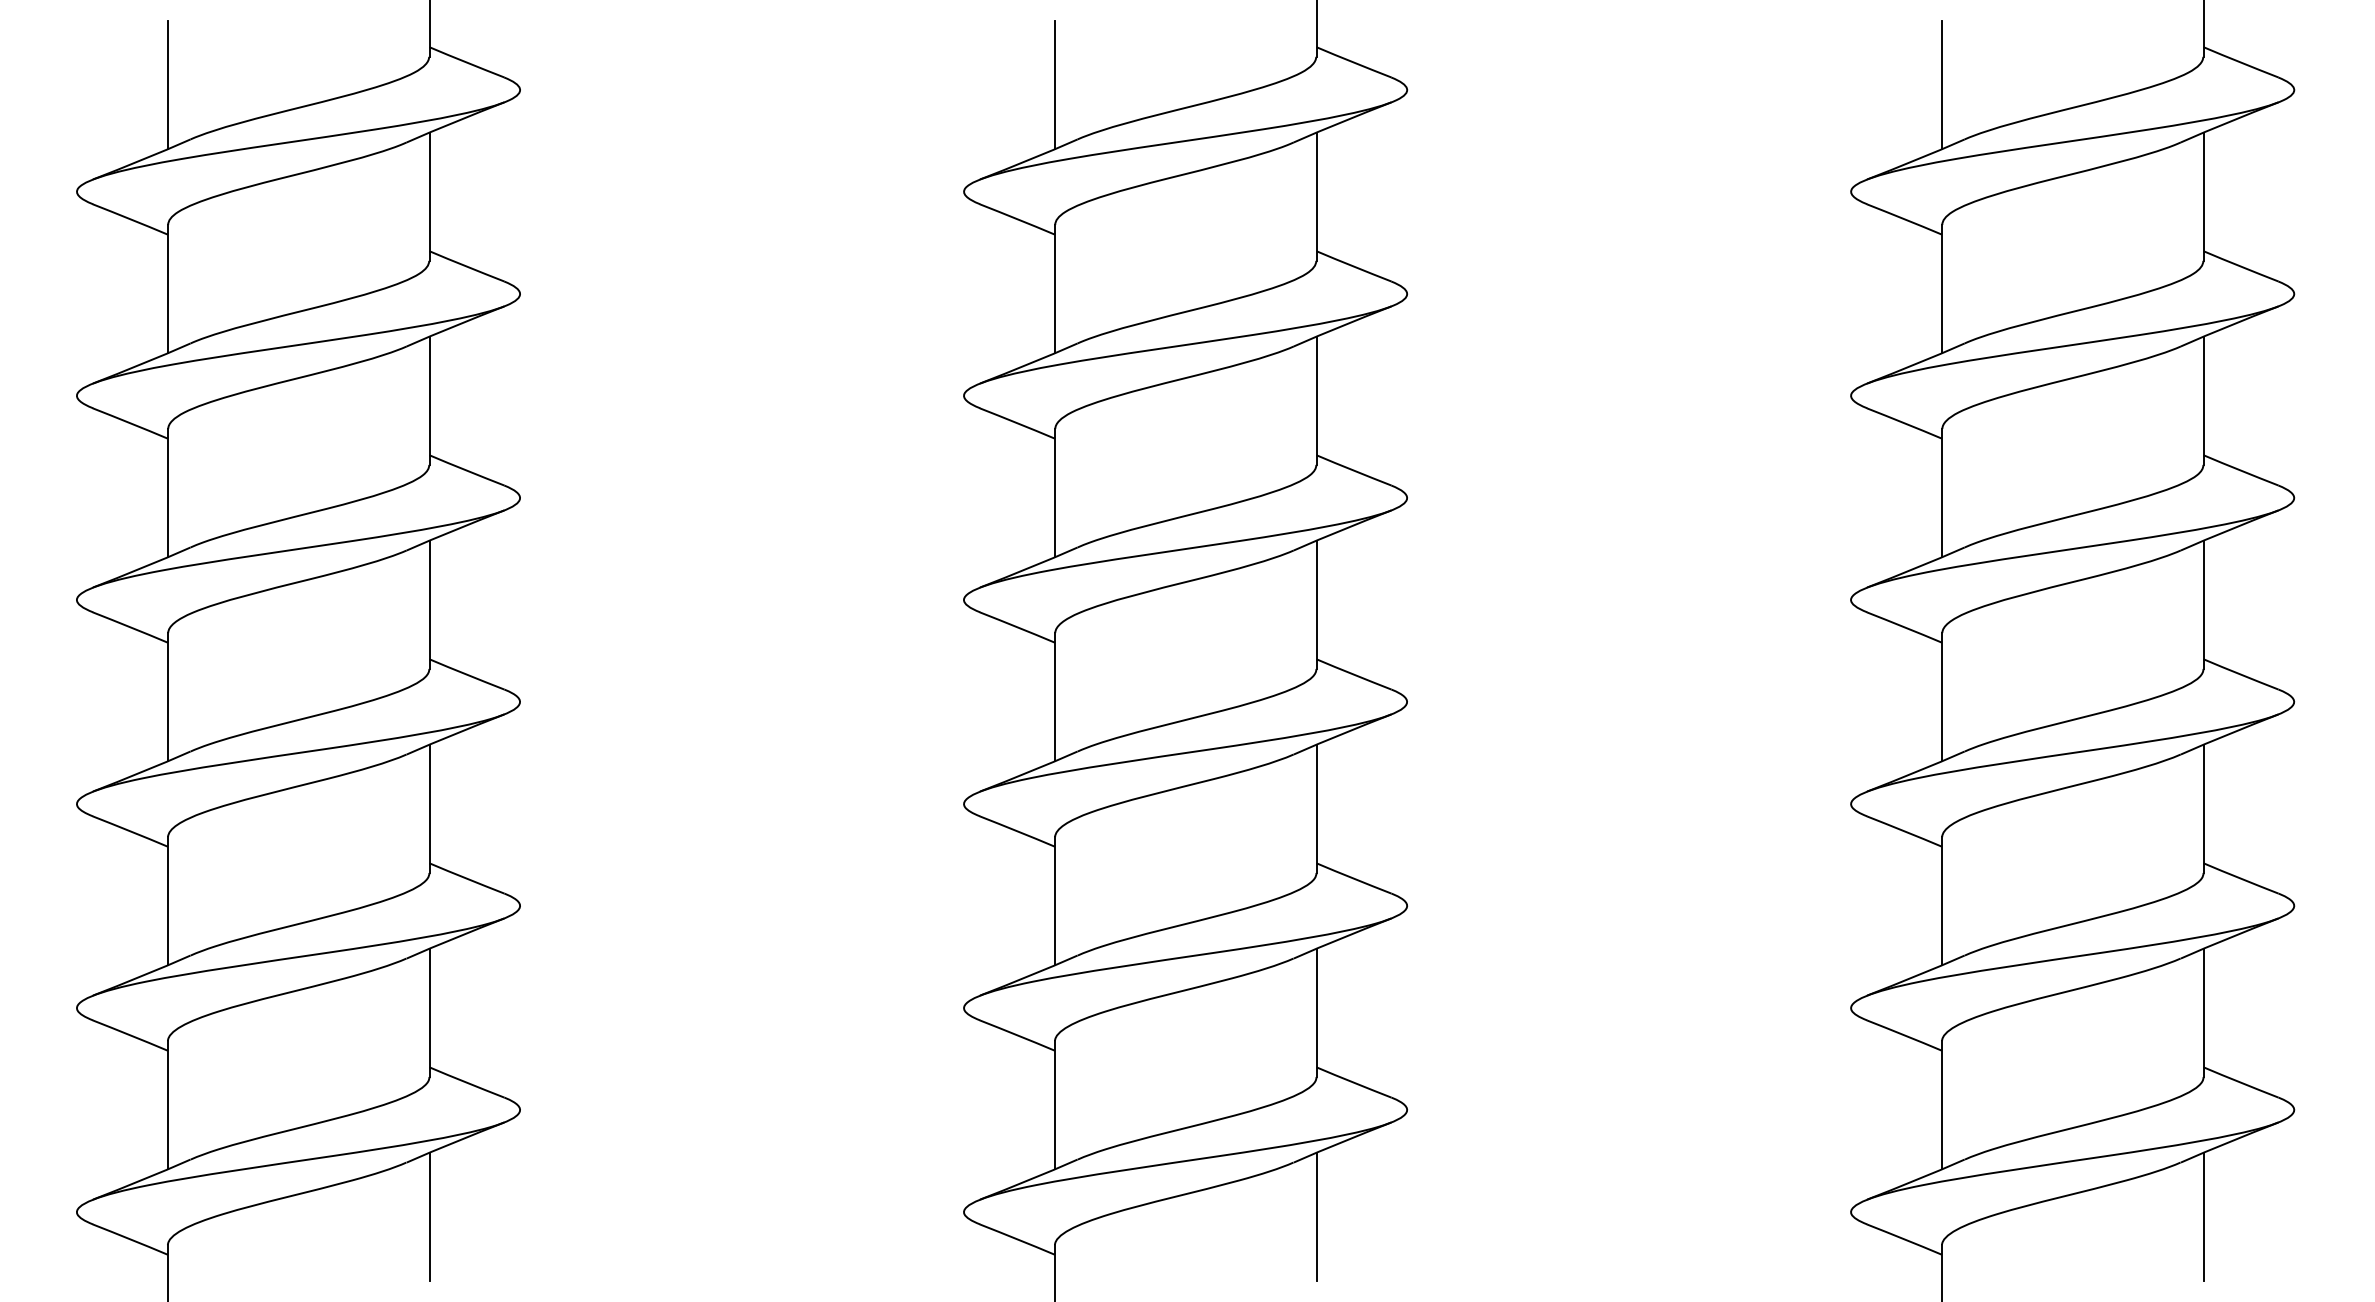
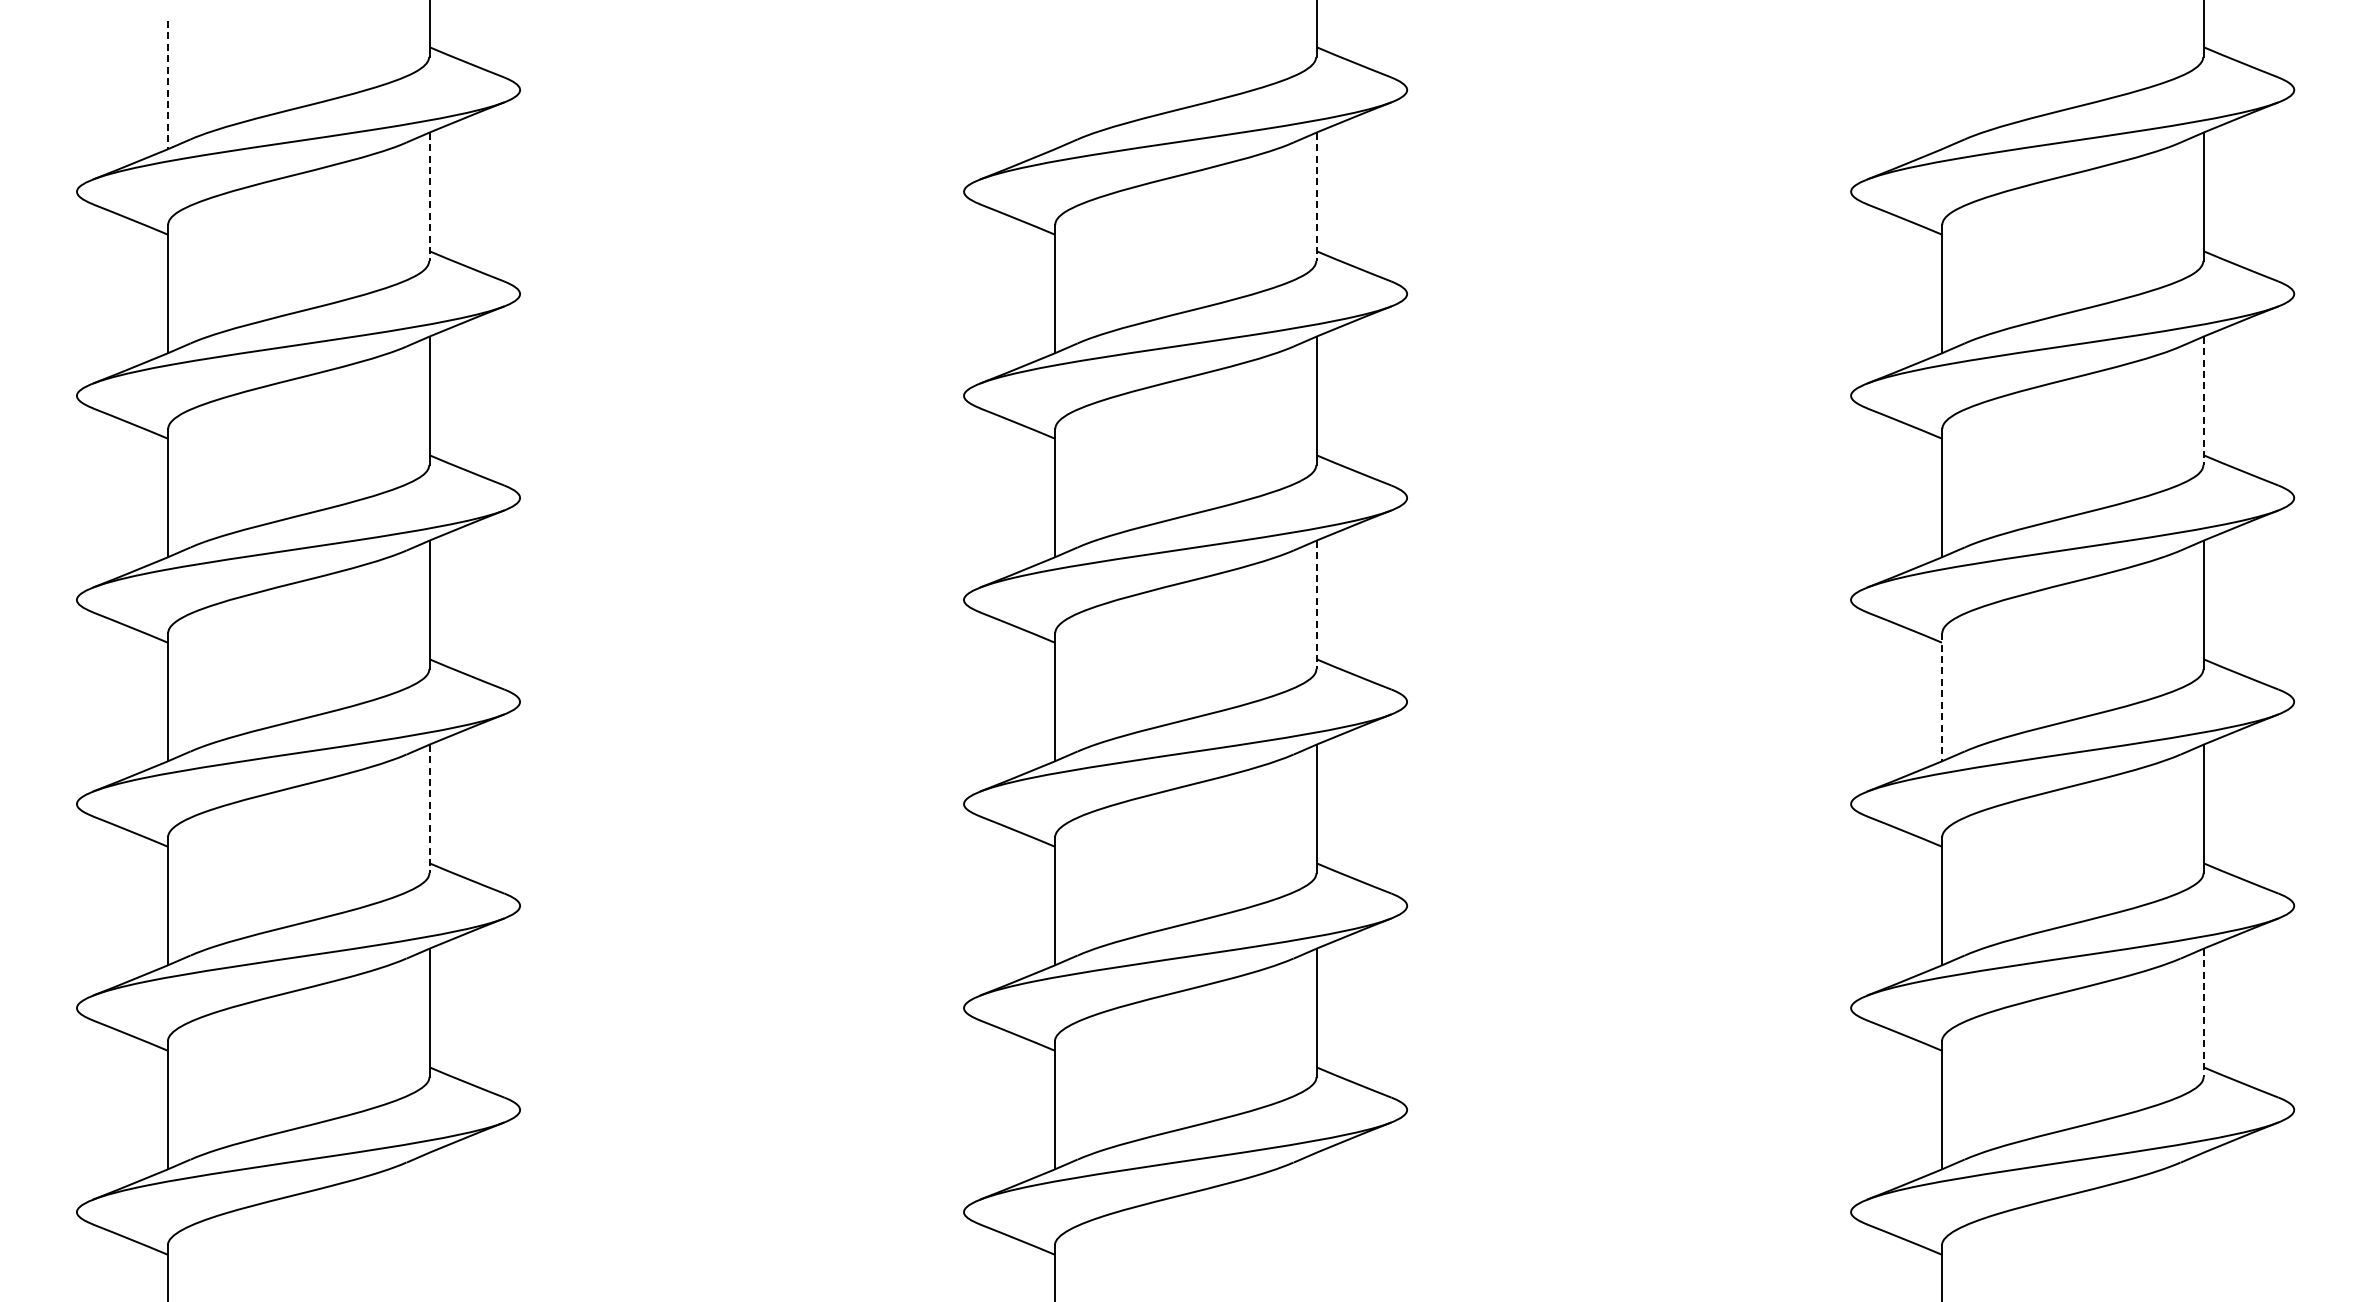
line: solid -> dashed (167, 85)
line: present -> none (1054, 85)
line: present -> none (1941, 85)
line: solid -> dashed (429, 197)
line: solid -> dashed (1316, 197)
line: solid -> dashed (2203, 401)
line: solid -> dashed (1316, 605)
line: solid -> dashed (1941, 697)
line: solid -> dashed (429, 809)
line: solid -> dashed (2203, 1013)
line: present -> none (429, 1216)
line: present -> none (1316, 1216)
line: present -> none (2203, 1216)
